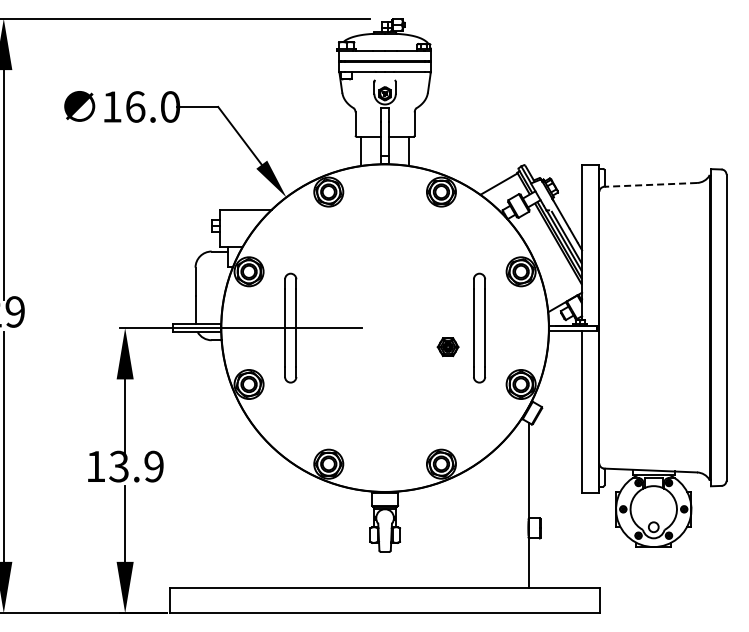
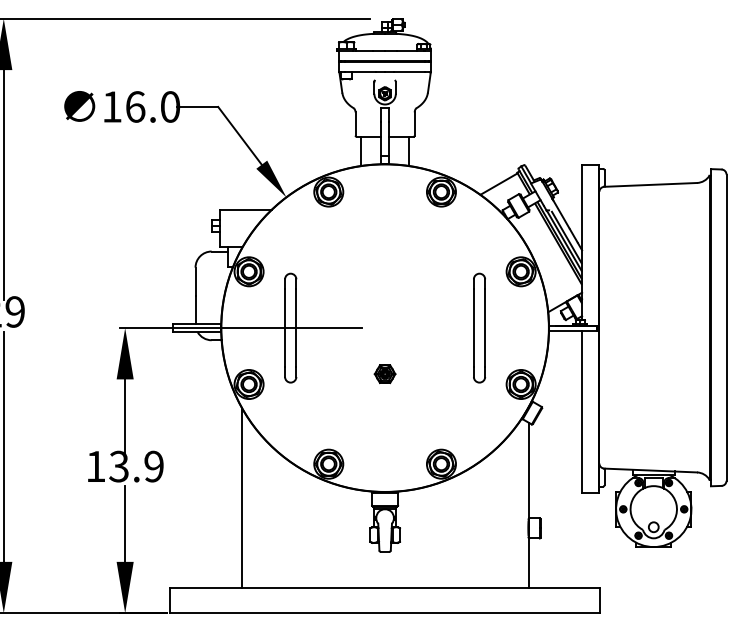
line: dashed -> solid (650, 184)
part position: (447, 347) -> (384, 374) (384, 374)
line: none -> present (241, 497)
